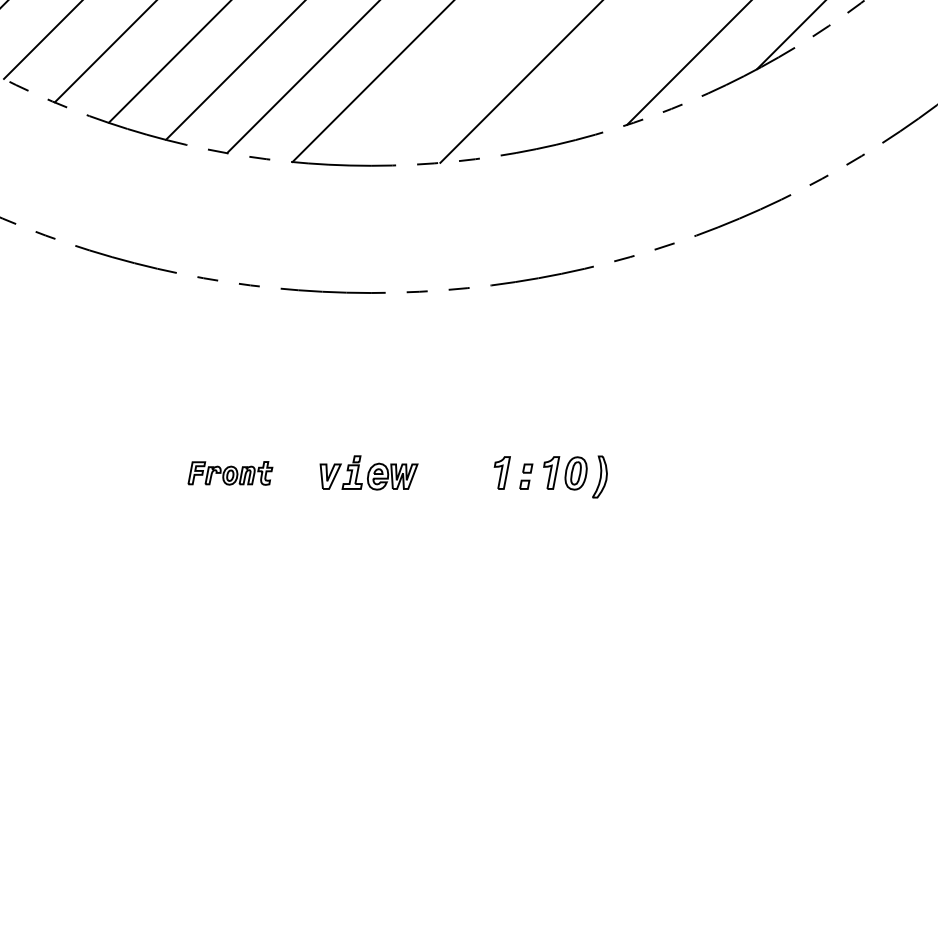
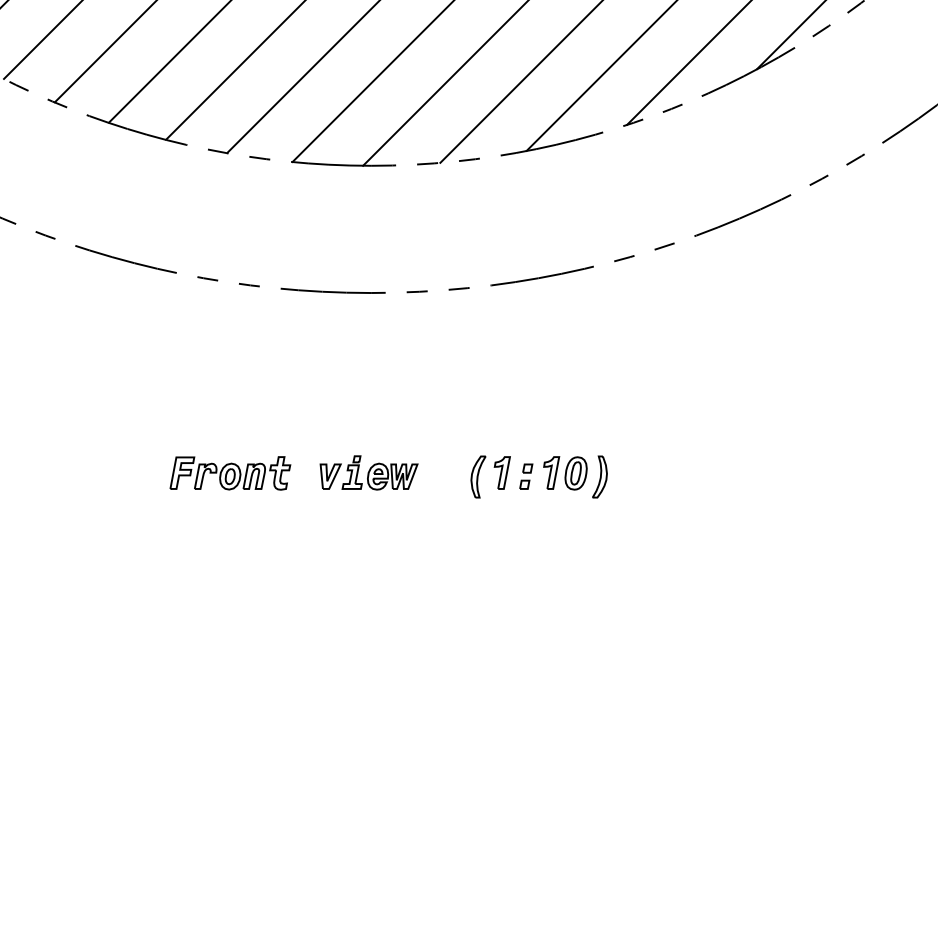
line: none -> present (600, 76)
line: none -> present (444, 83)
part size: 87x25 px -> 123x35 px (230, 473)
part: none -> present (478, 476)
